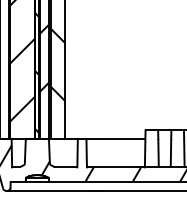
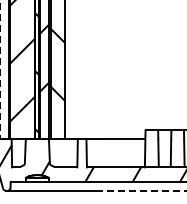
line: solid -> dashed (0, 70)
line: solid -> dashed (141, 190)
